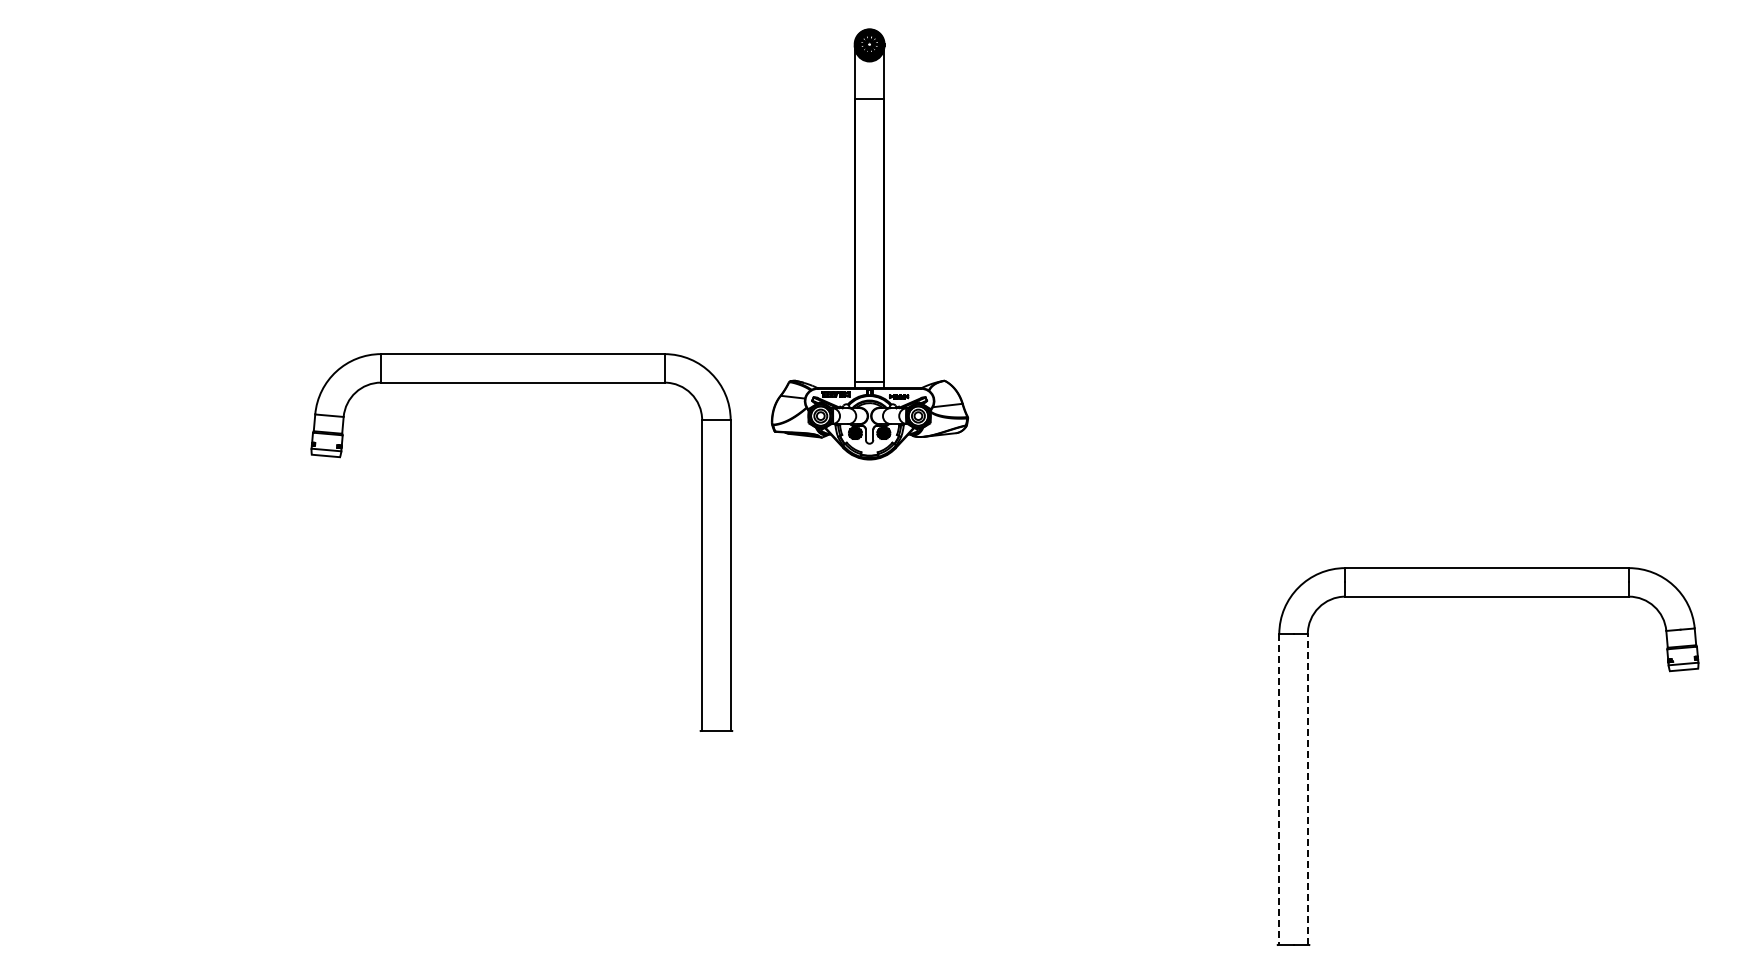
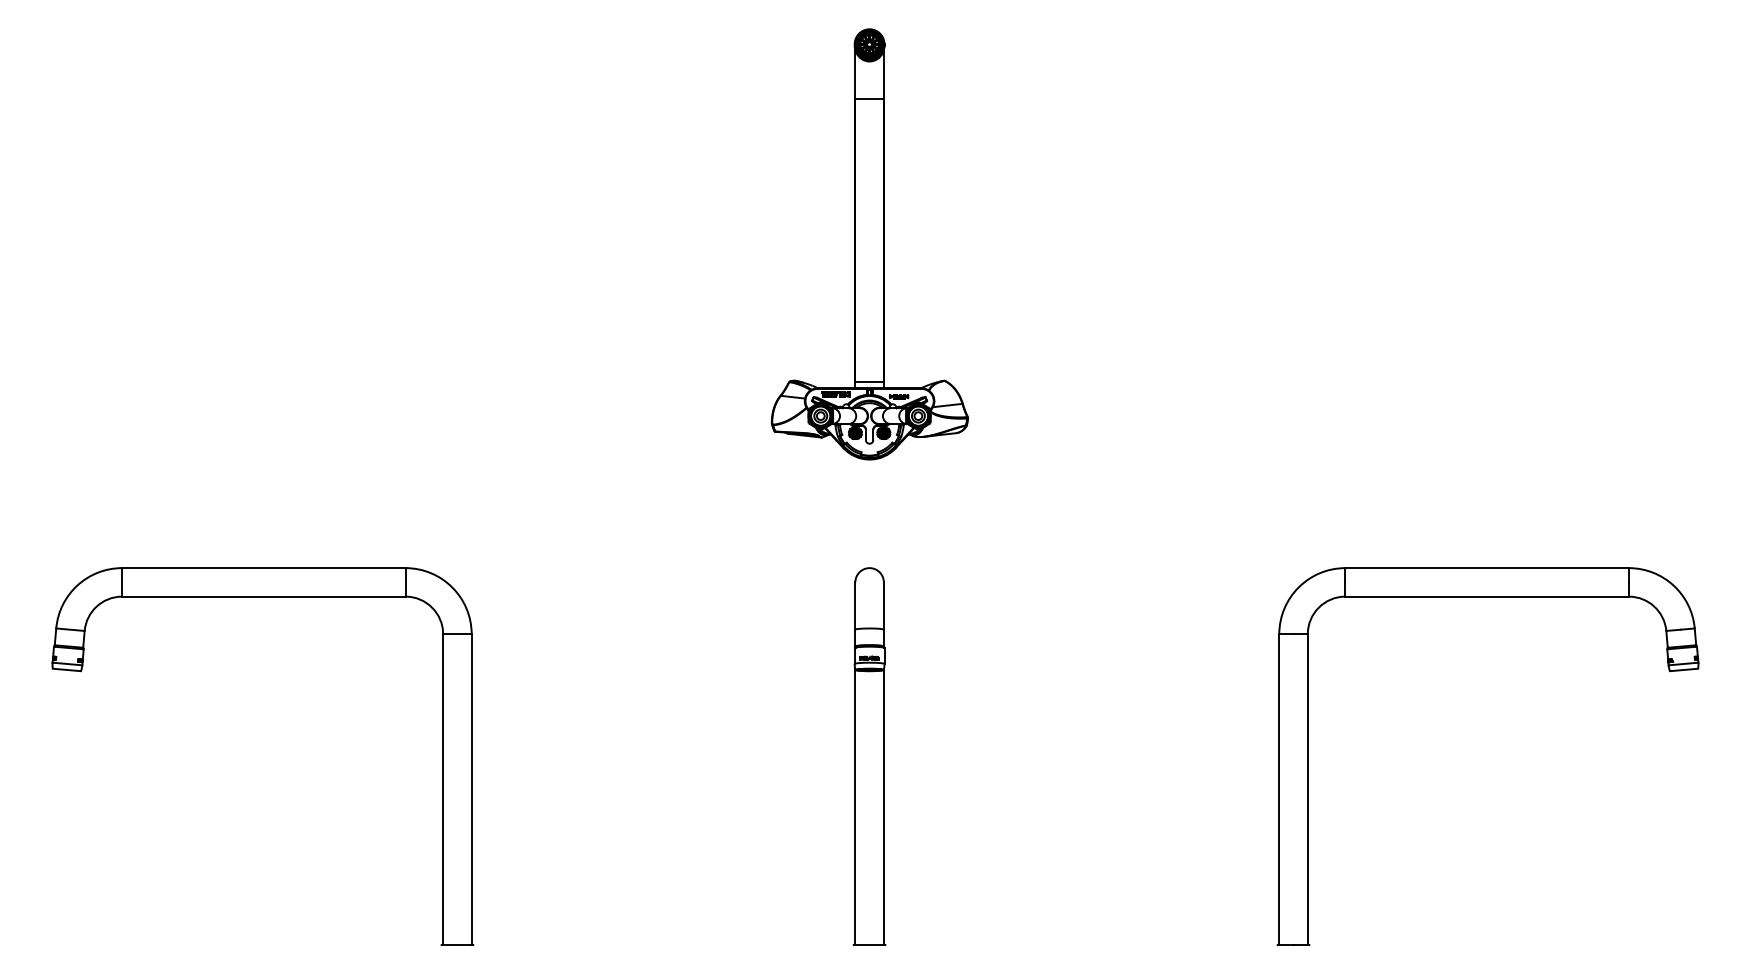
part position: (521, 383) -> (262, 597) (262, 597)
part: none -> present (869, 756)
line: dashed -> solid (1307, 789)
line: dashed -> solid (1279, 790)
